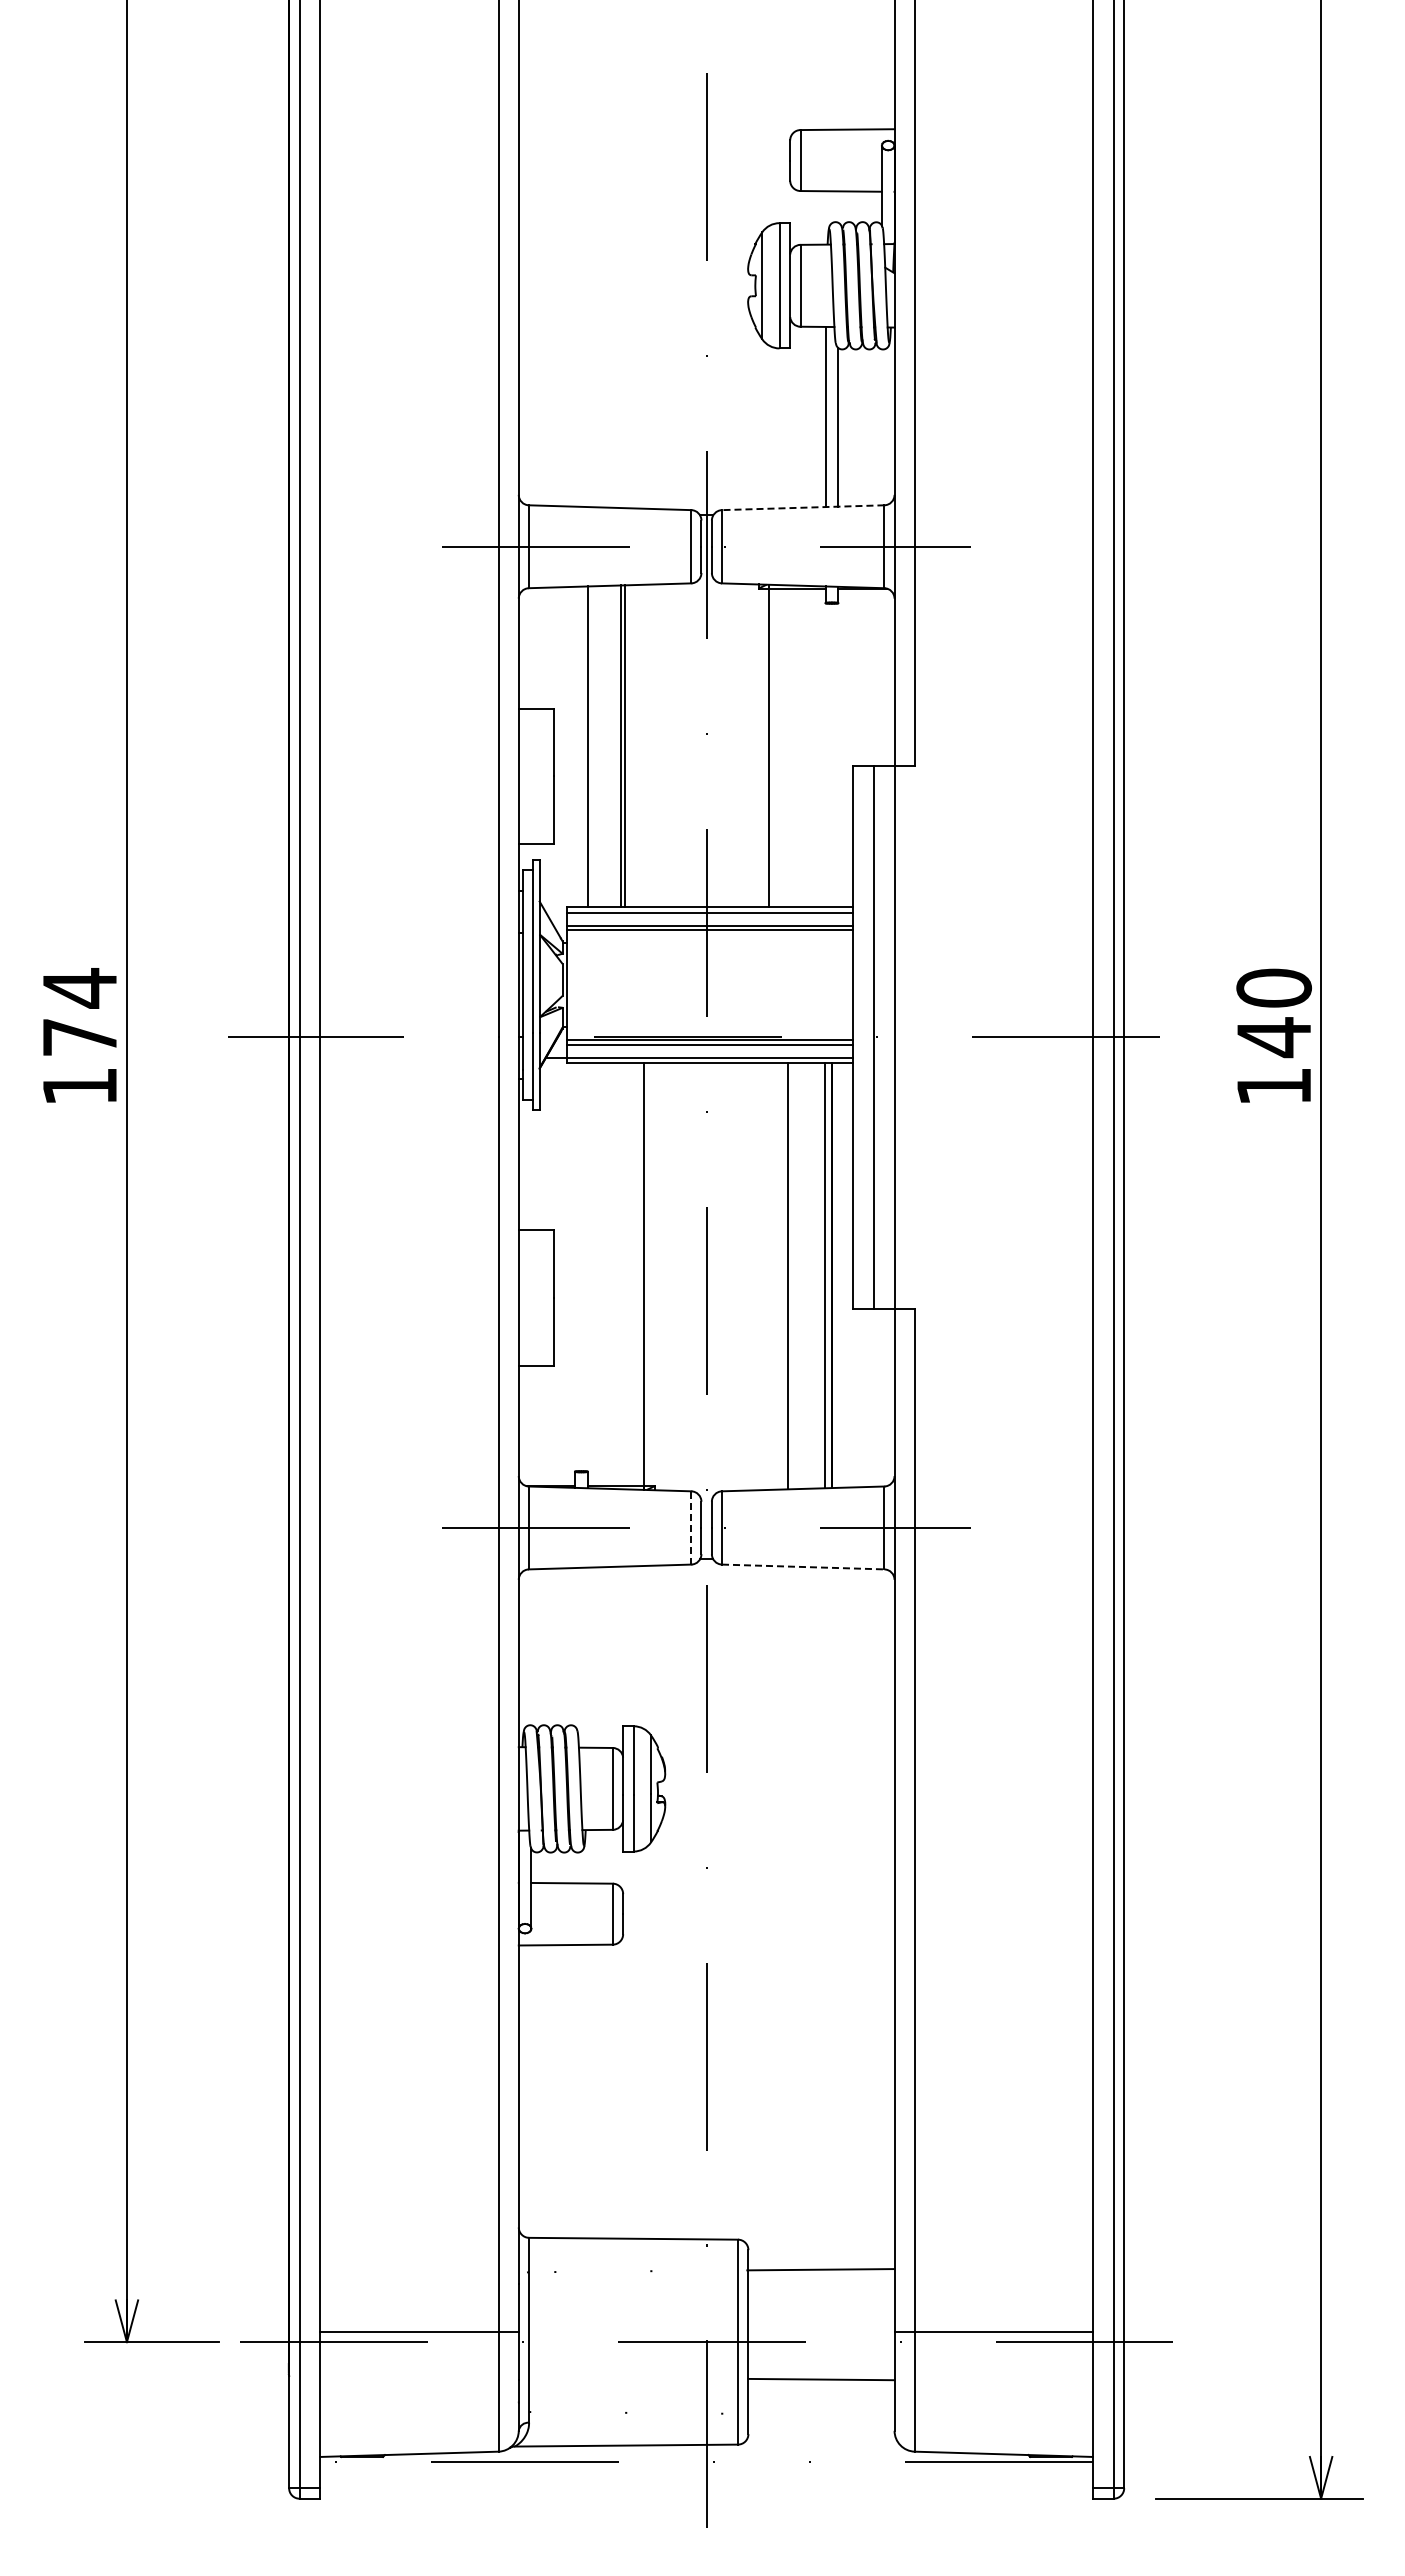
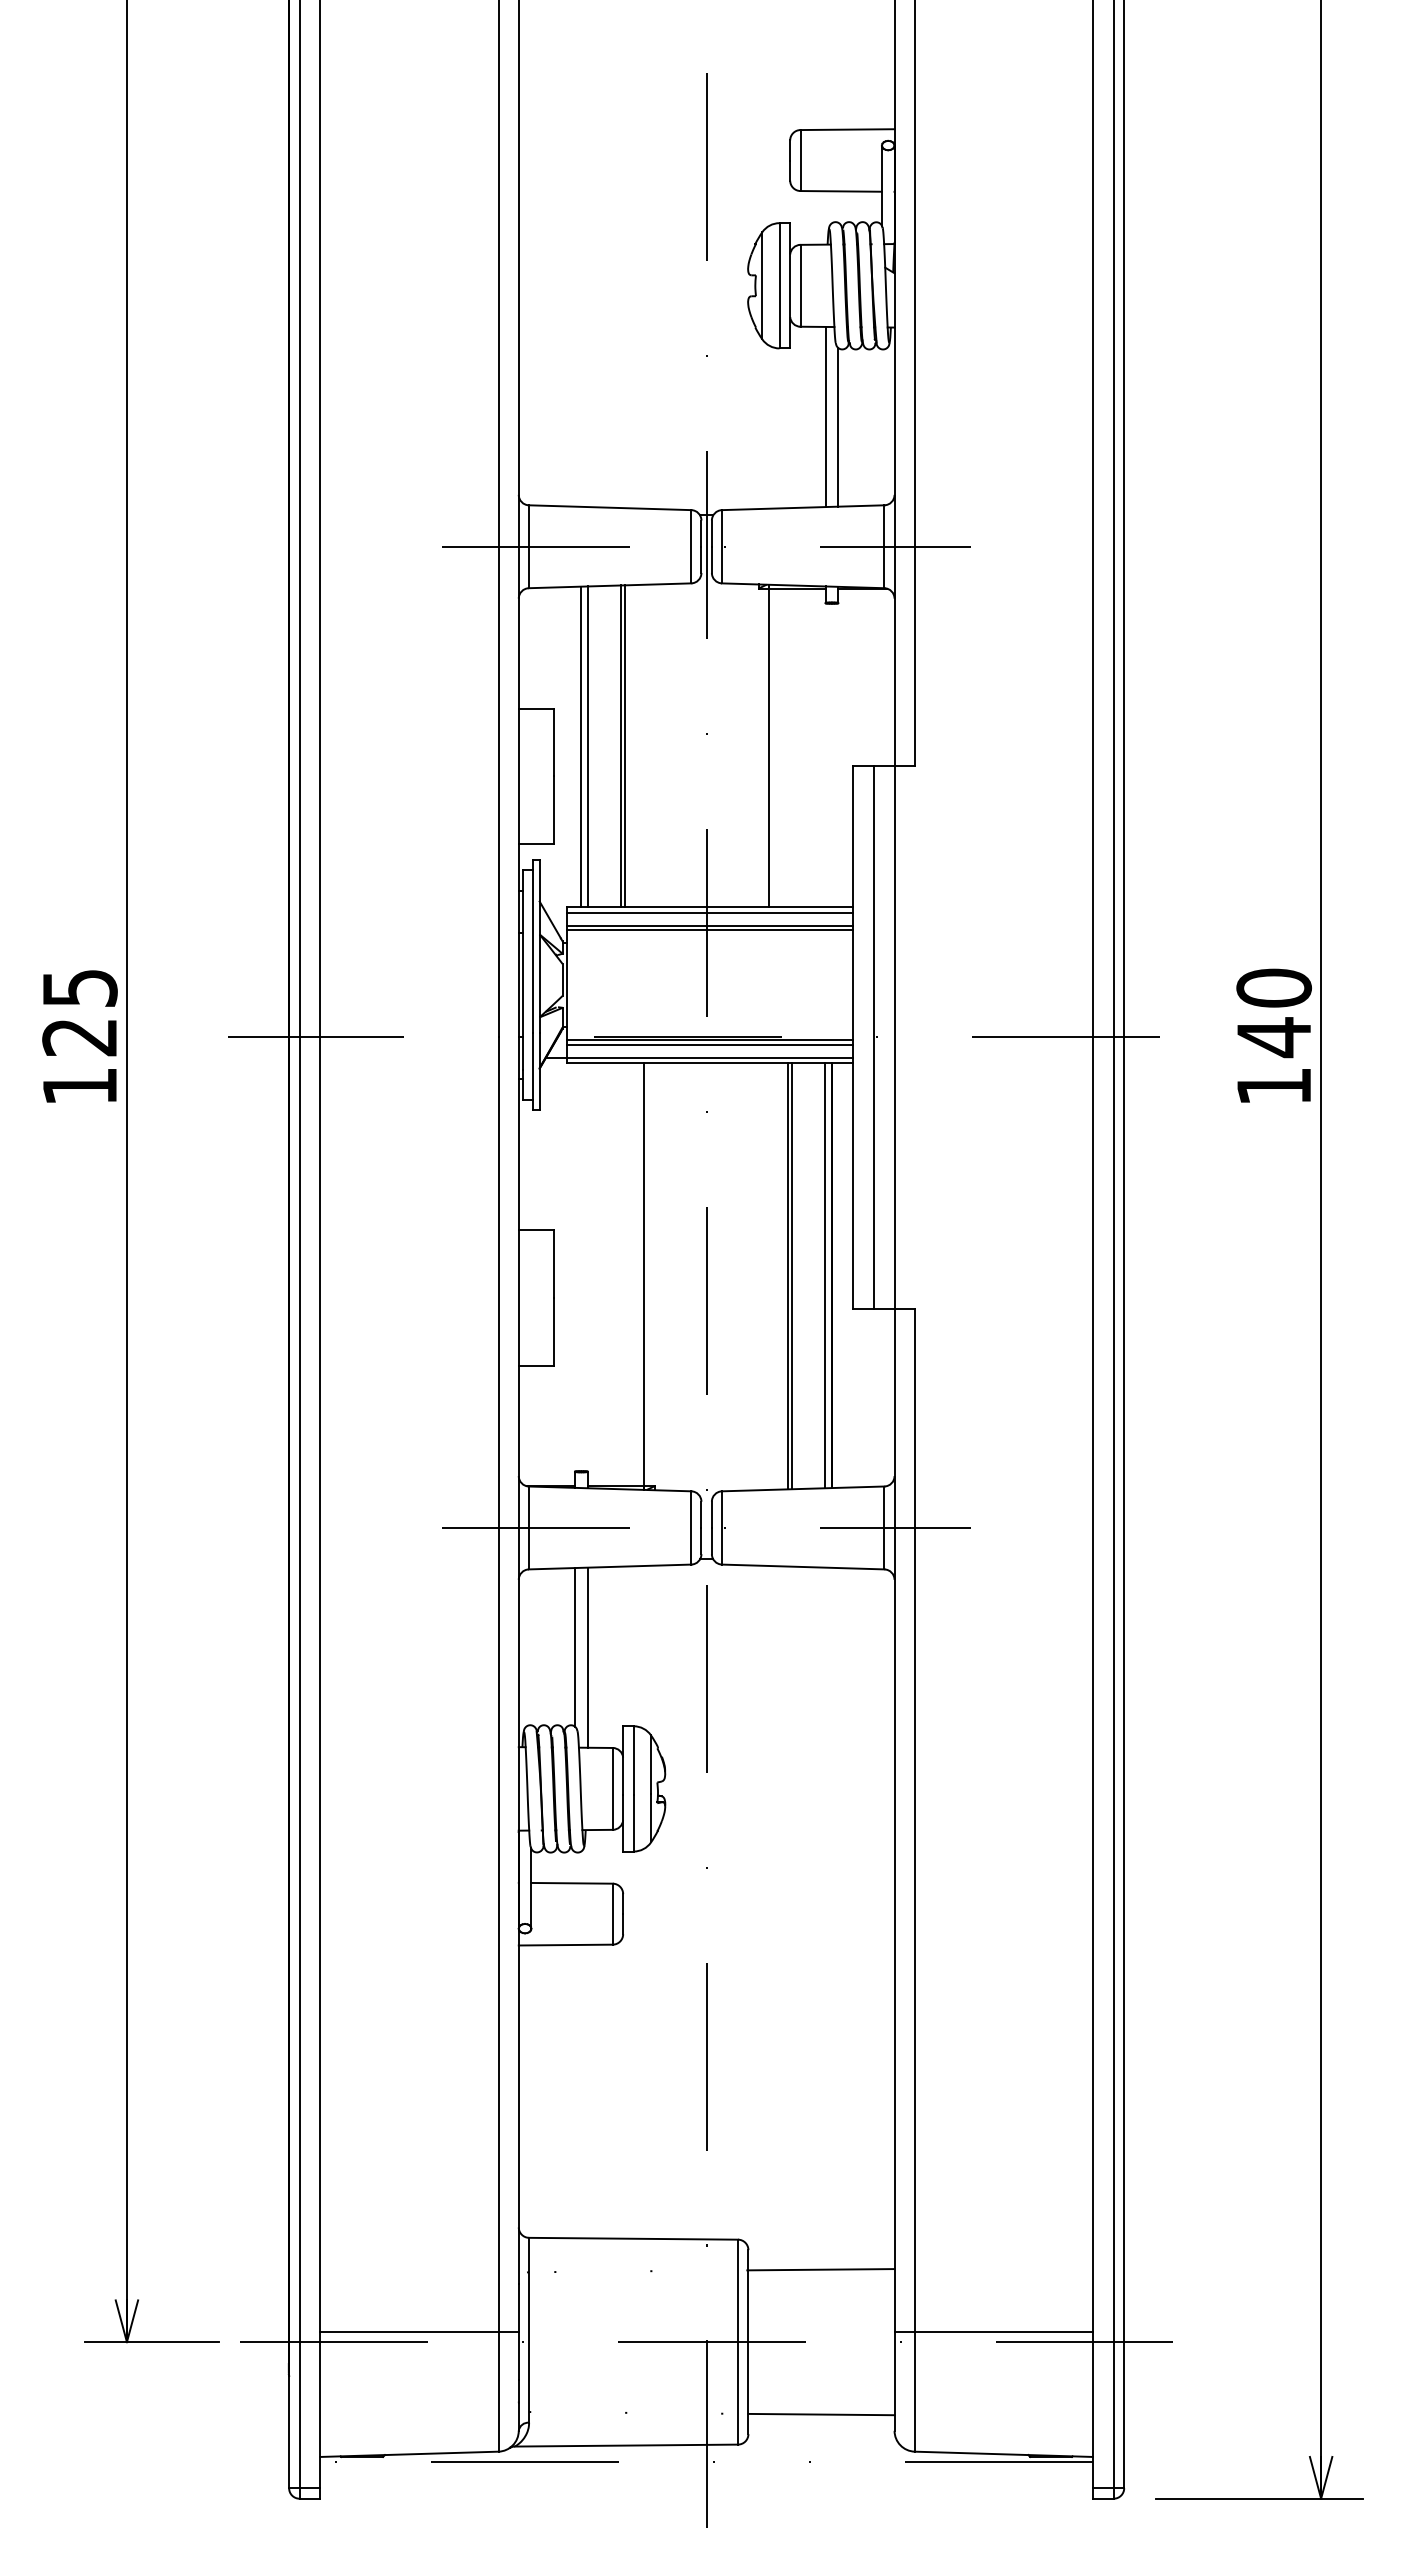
line: dashed -> solid (802, 507)
line: none -> present (581, 746)
text: 174 -> 125 (79, 1012)
line: none -> present (792, 1276)
line: dashed -> solid (691, 1527)
line: dashed -> solid (803, 1567)
line: none -> present (575, 1647)
line: none -> present (587, 1657)
line position: (821, 2379) -> (821, 2414) (821, 2414)
